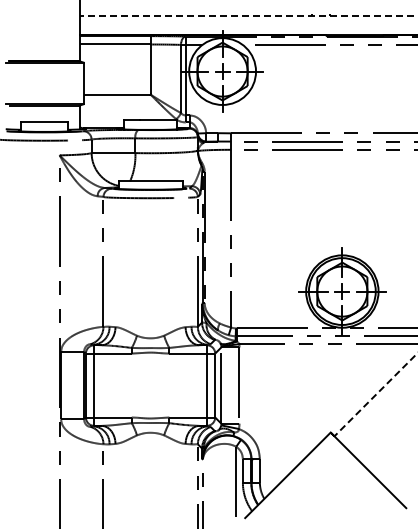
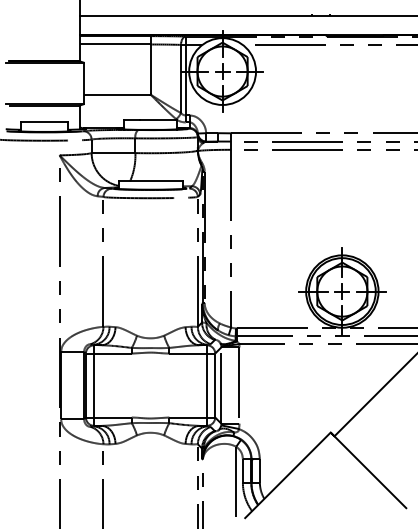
line: dashed -> solid (249, 15)
line: dashed -> solid (376, 394)
